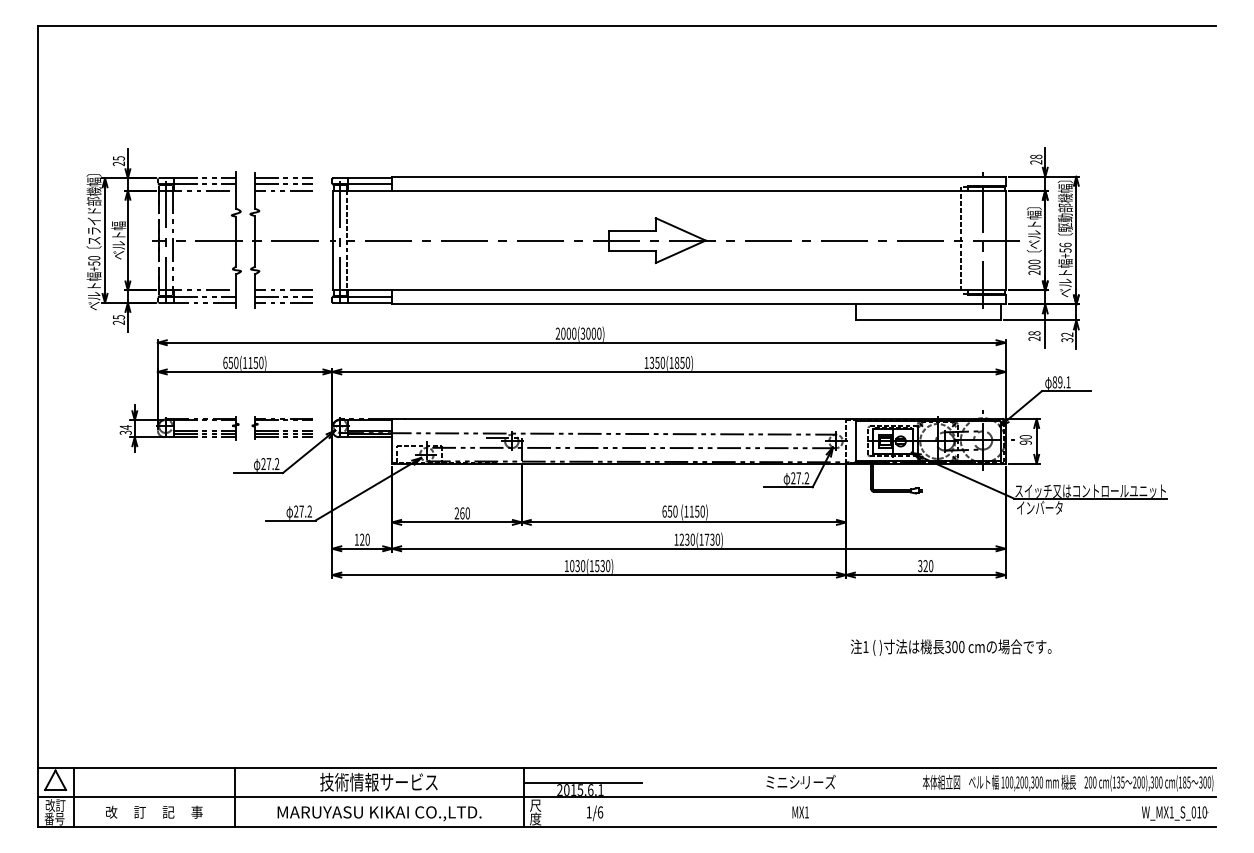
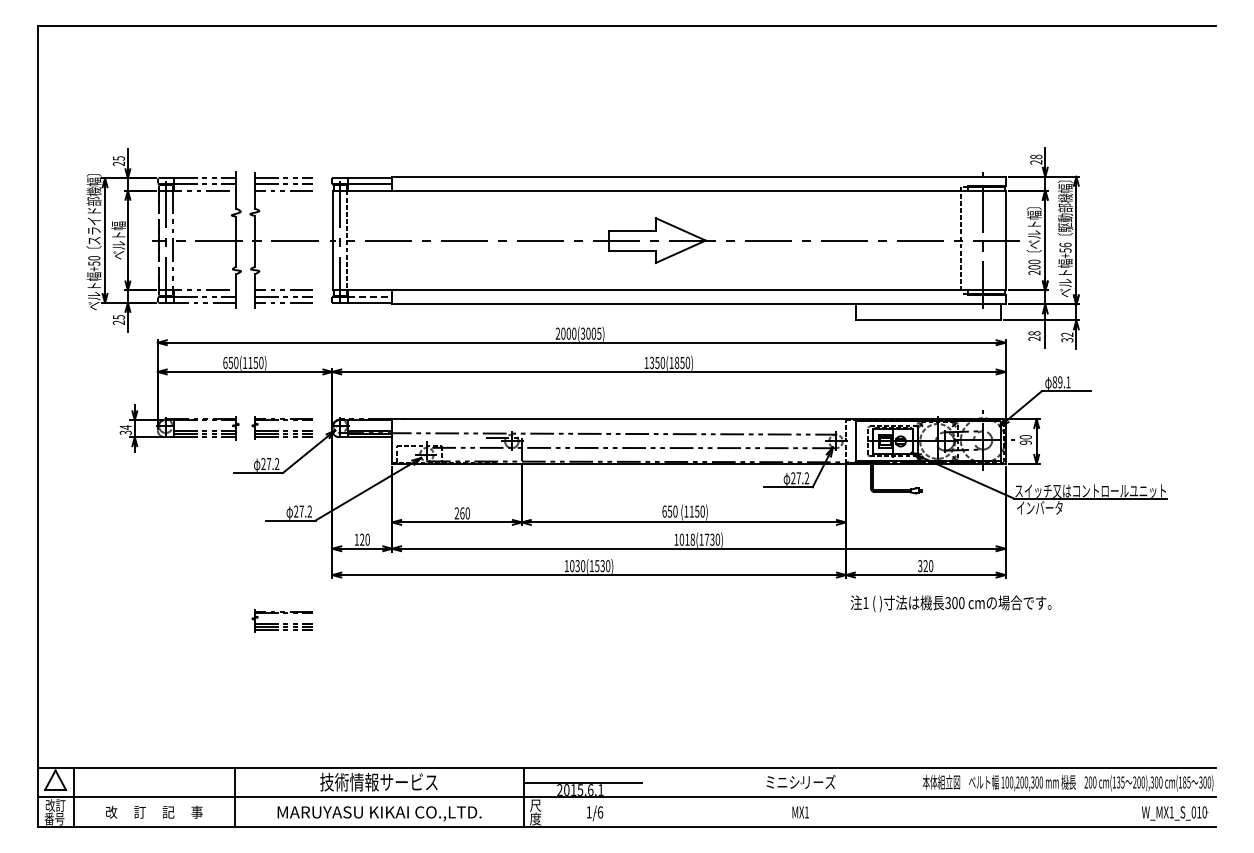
line: solid -> dashed (370, 297)
text: 2000(3000) -> 2000(3005) (599, 333)
text: 1230(1730) -> 1018(1730) (686, 539)
part: none -> present (281, 620)
text position: (950, 647) -> (950, 603) (950, 603)
